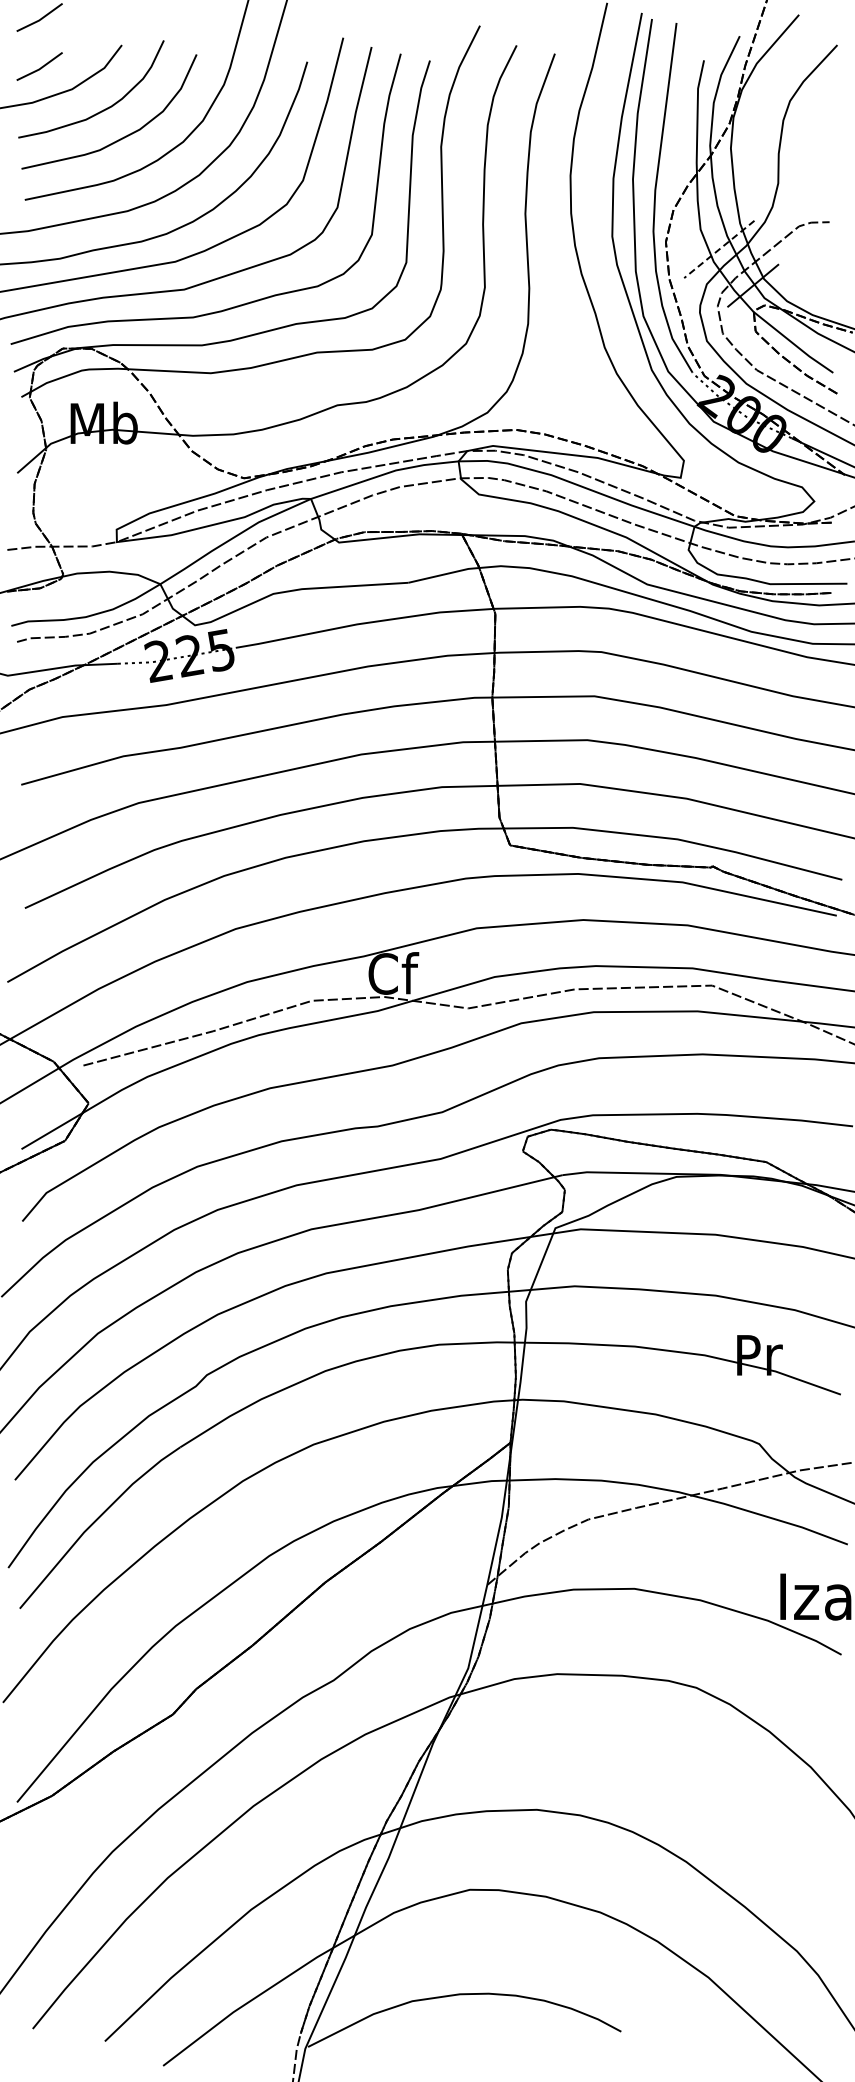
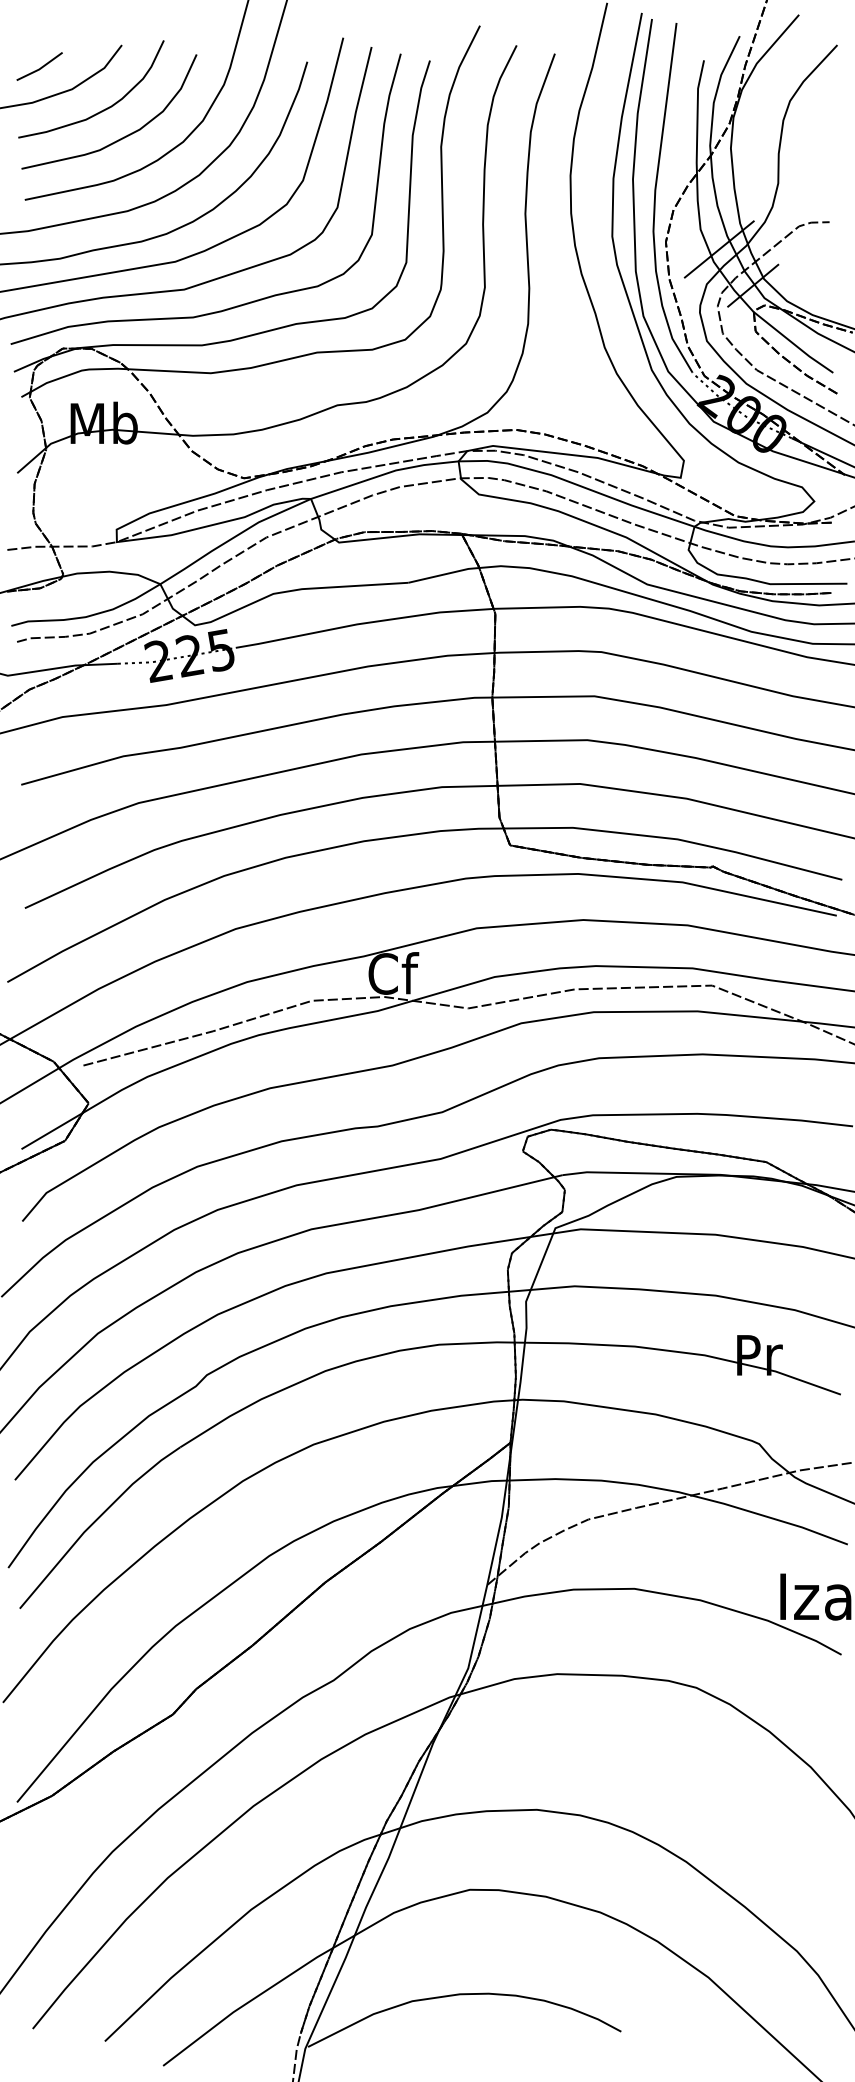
line: present -> none (40, 18)
line: dashed -> solid (718, 249)
